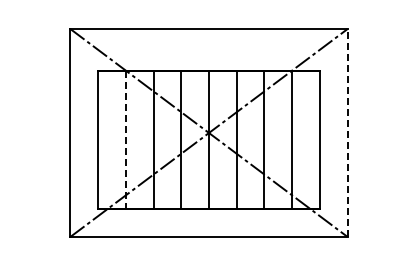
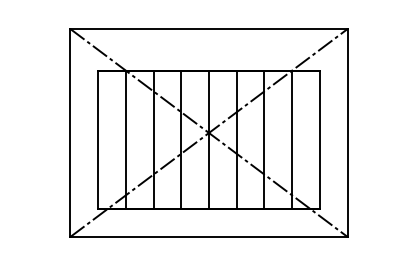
line: dashed -> solid (347, 133)
line: dashed -> solid (125, 140)
